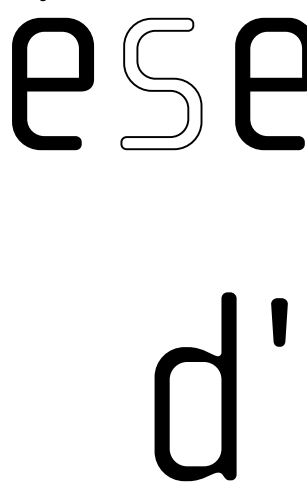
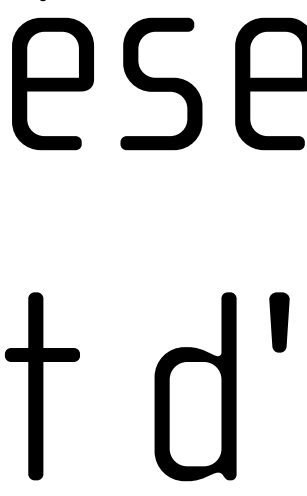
fill: none -> present (161, 83)
part size: 17x49 px -> 21x61 px (279, 322)
part: none -> present (42, 386)
